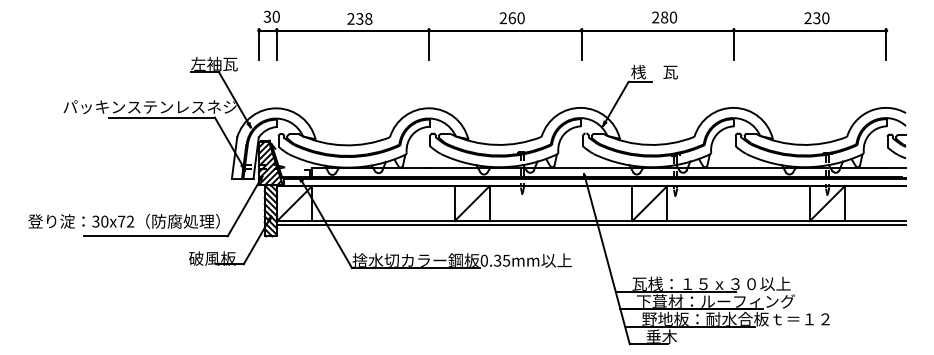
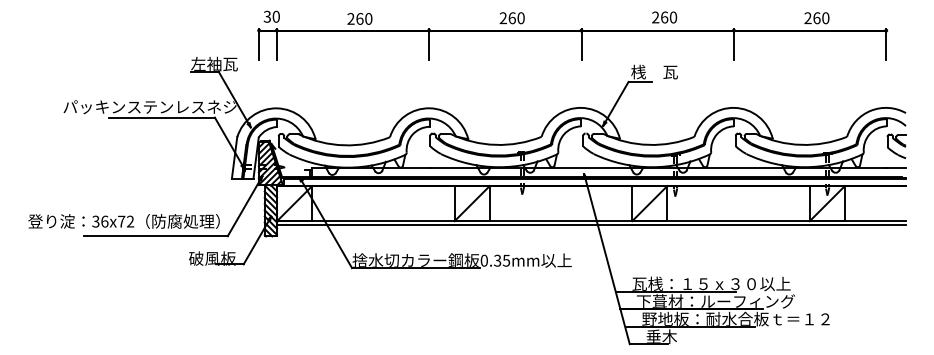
text: 280 -> 260 (664, 17)
text: 238 -> 260 (364, 18)
text: 230 -> 260 (816, 18)
text: 30x72 -> 36x72 (104, 221)
